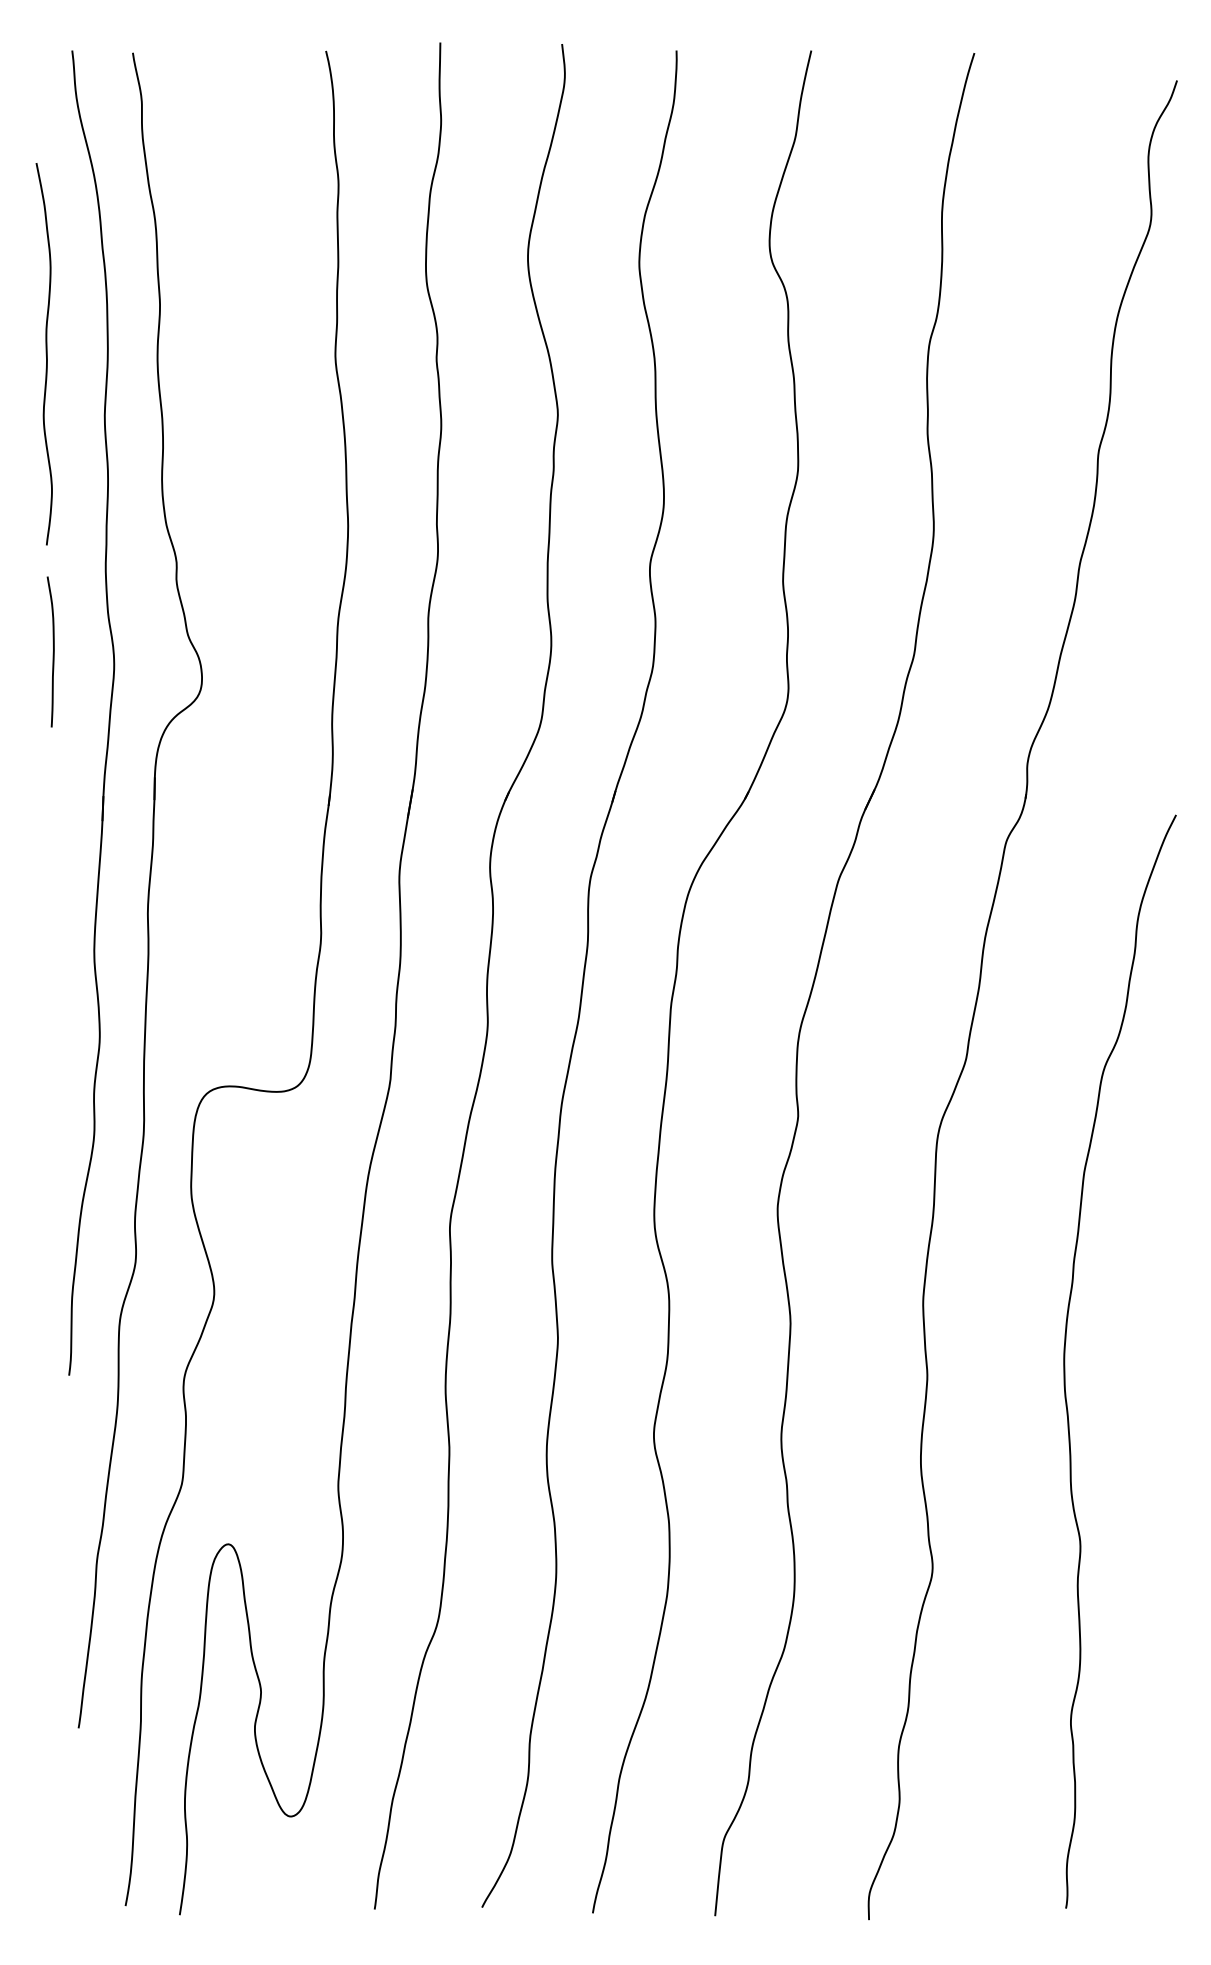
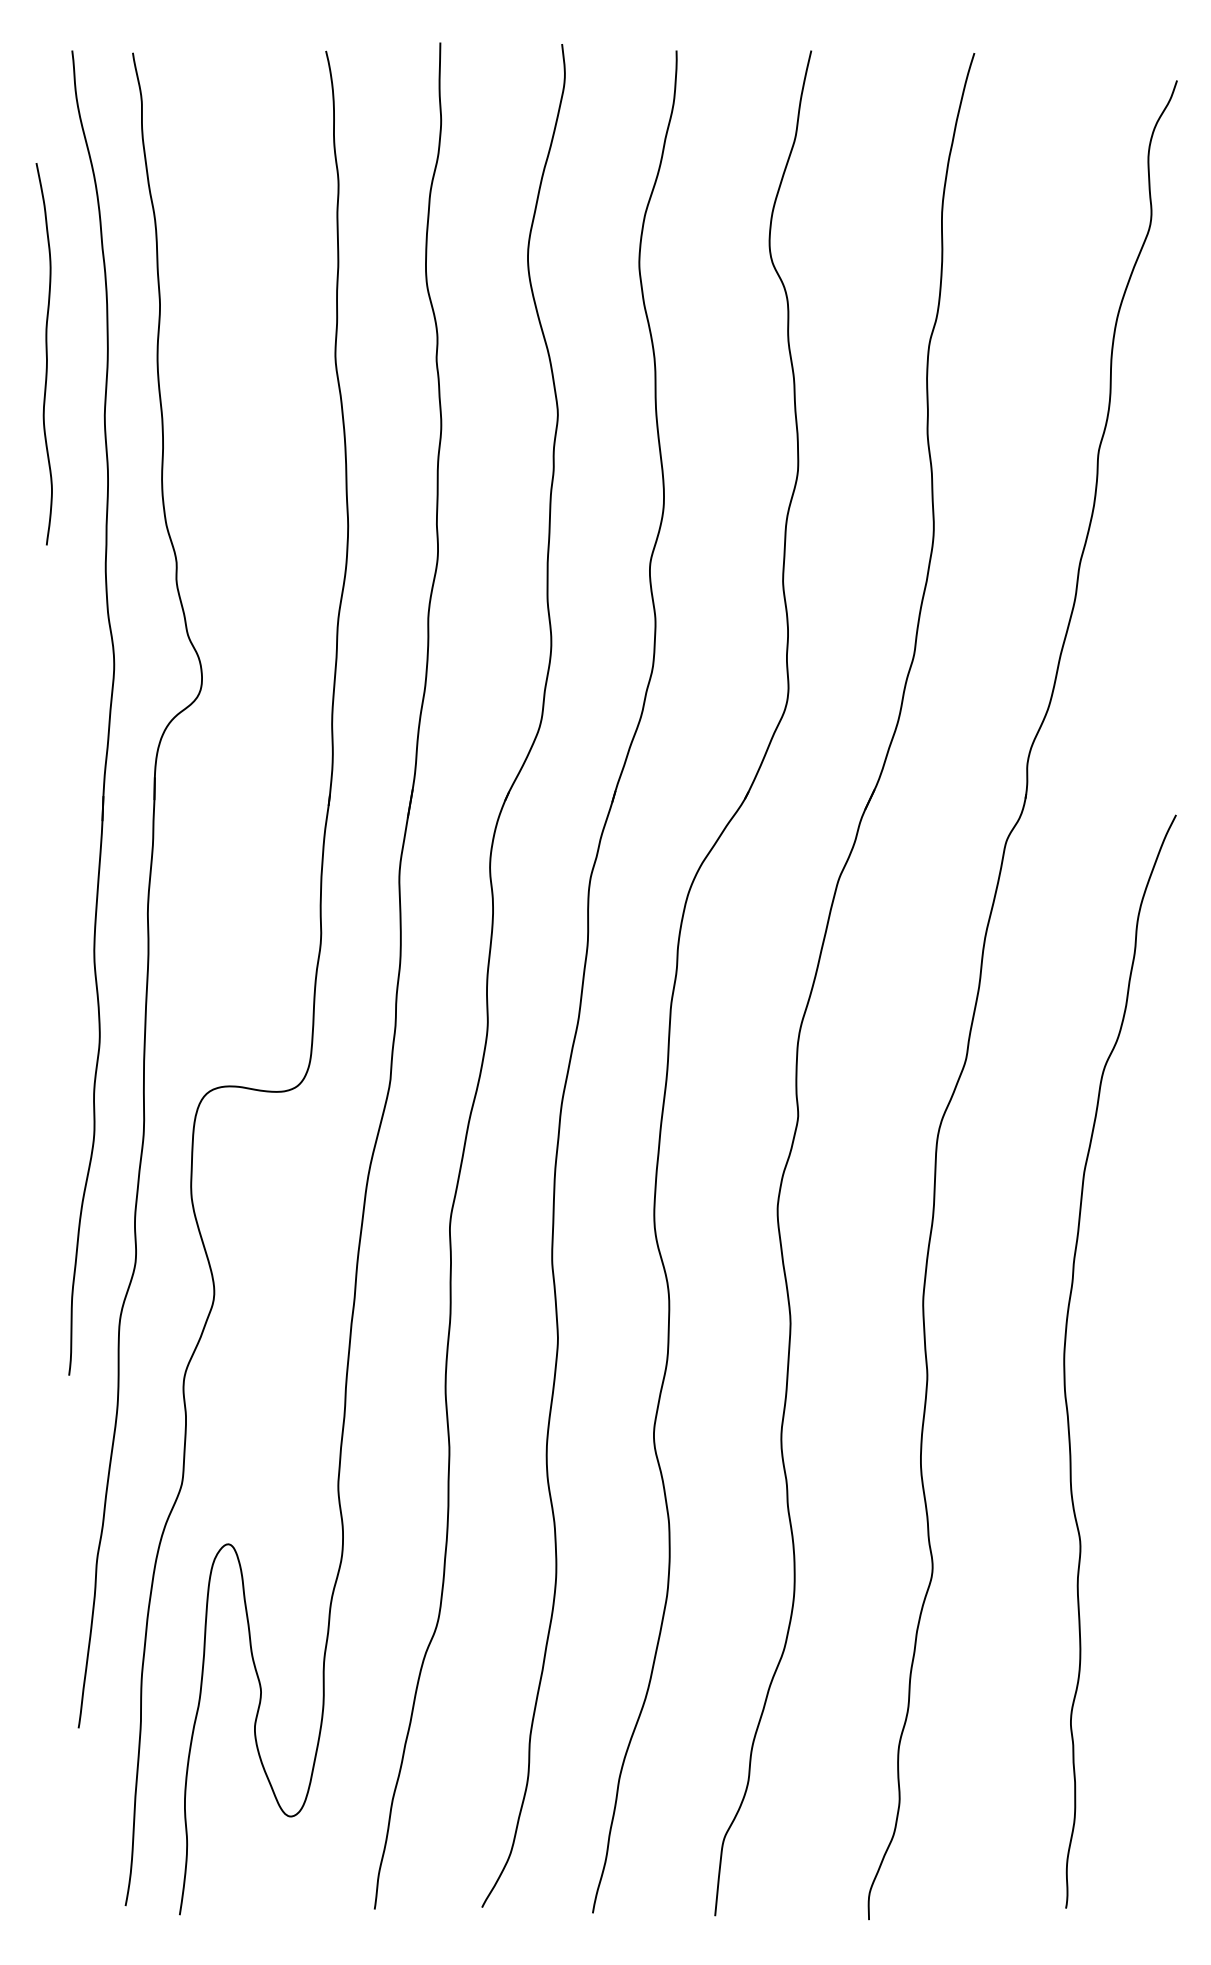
curve: present -> none (52, 652)
